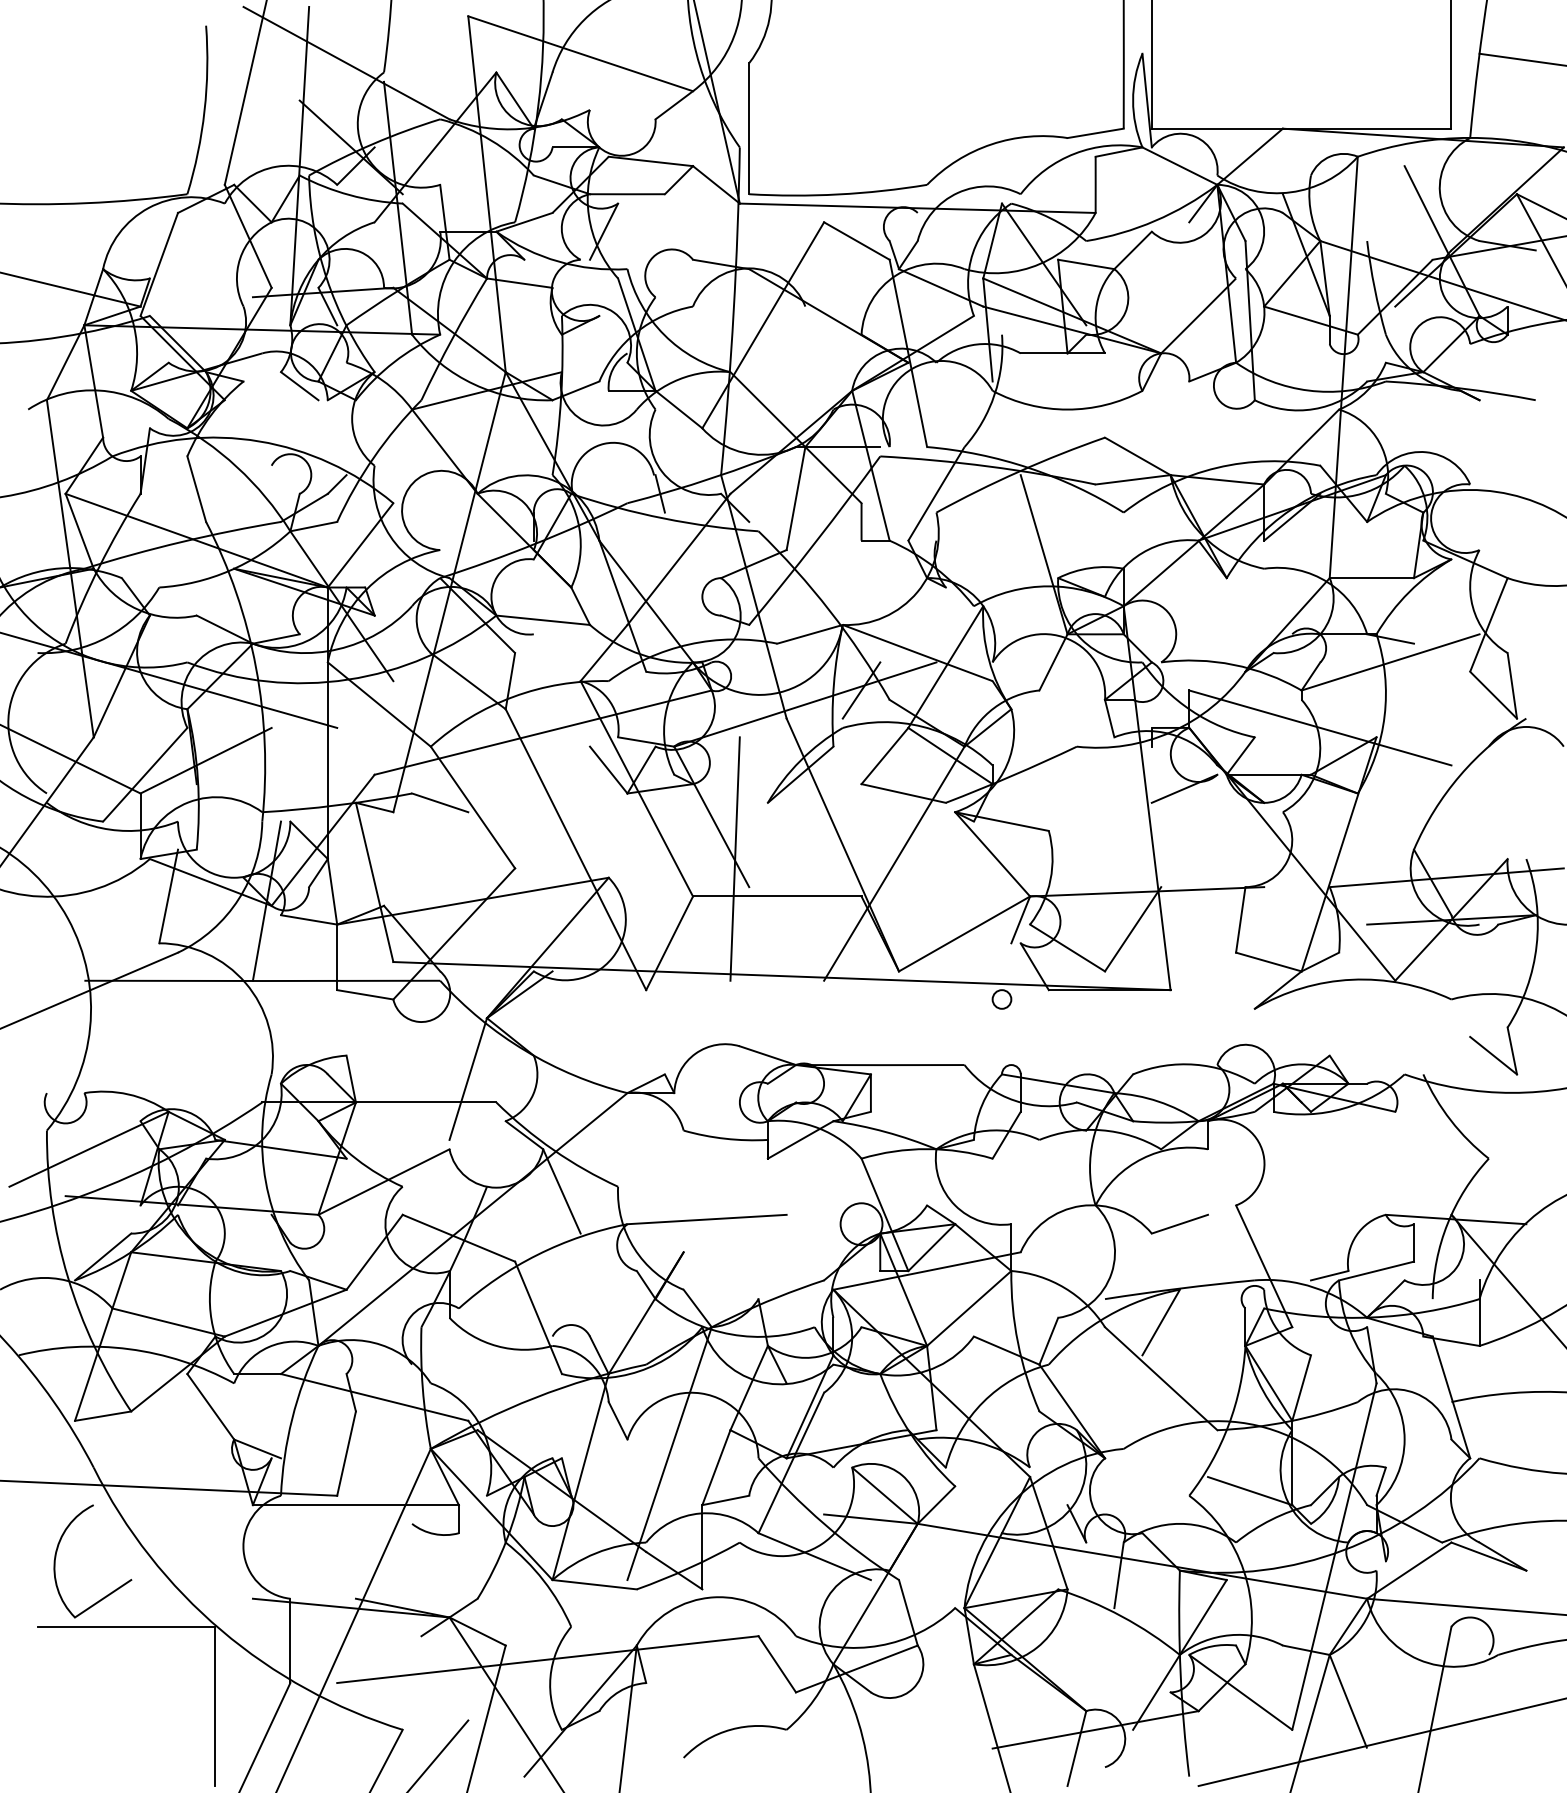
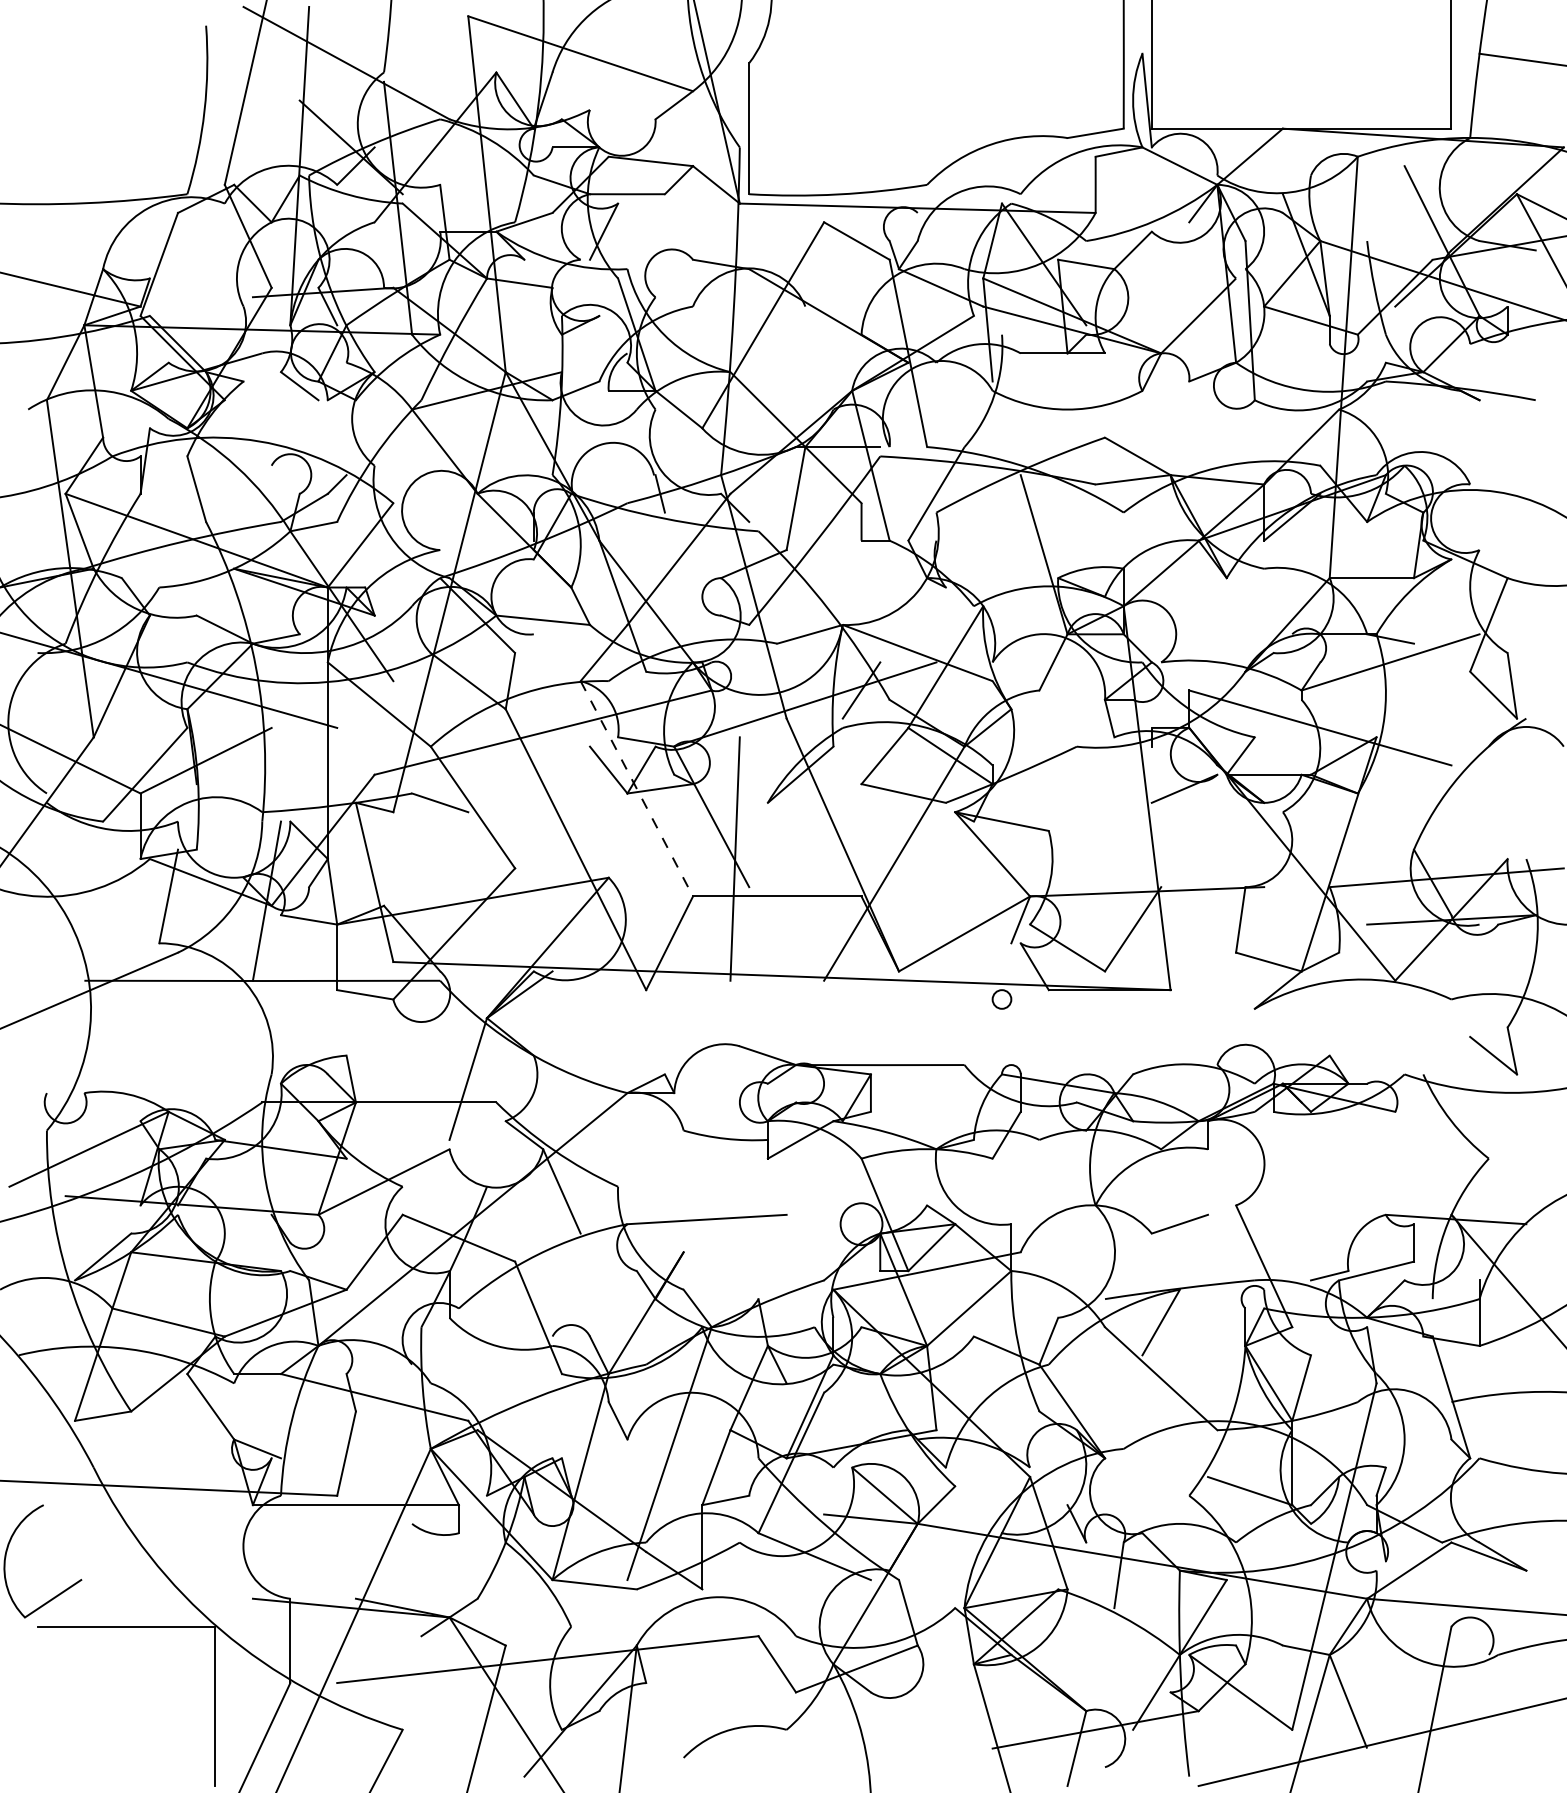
line: solid -> dashed (637, 789)
part position: (113, 1590) -> (63, 1590) (63, 1590)
line: present -> none (438, 1754)
